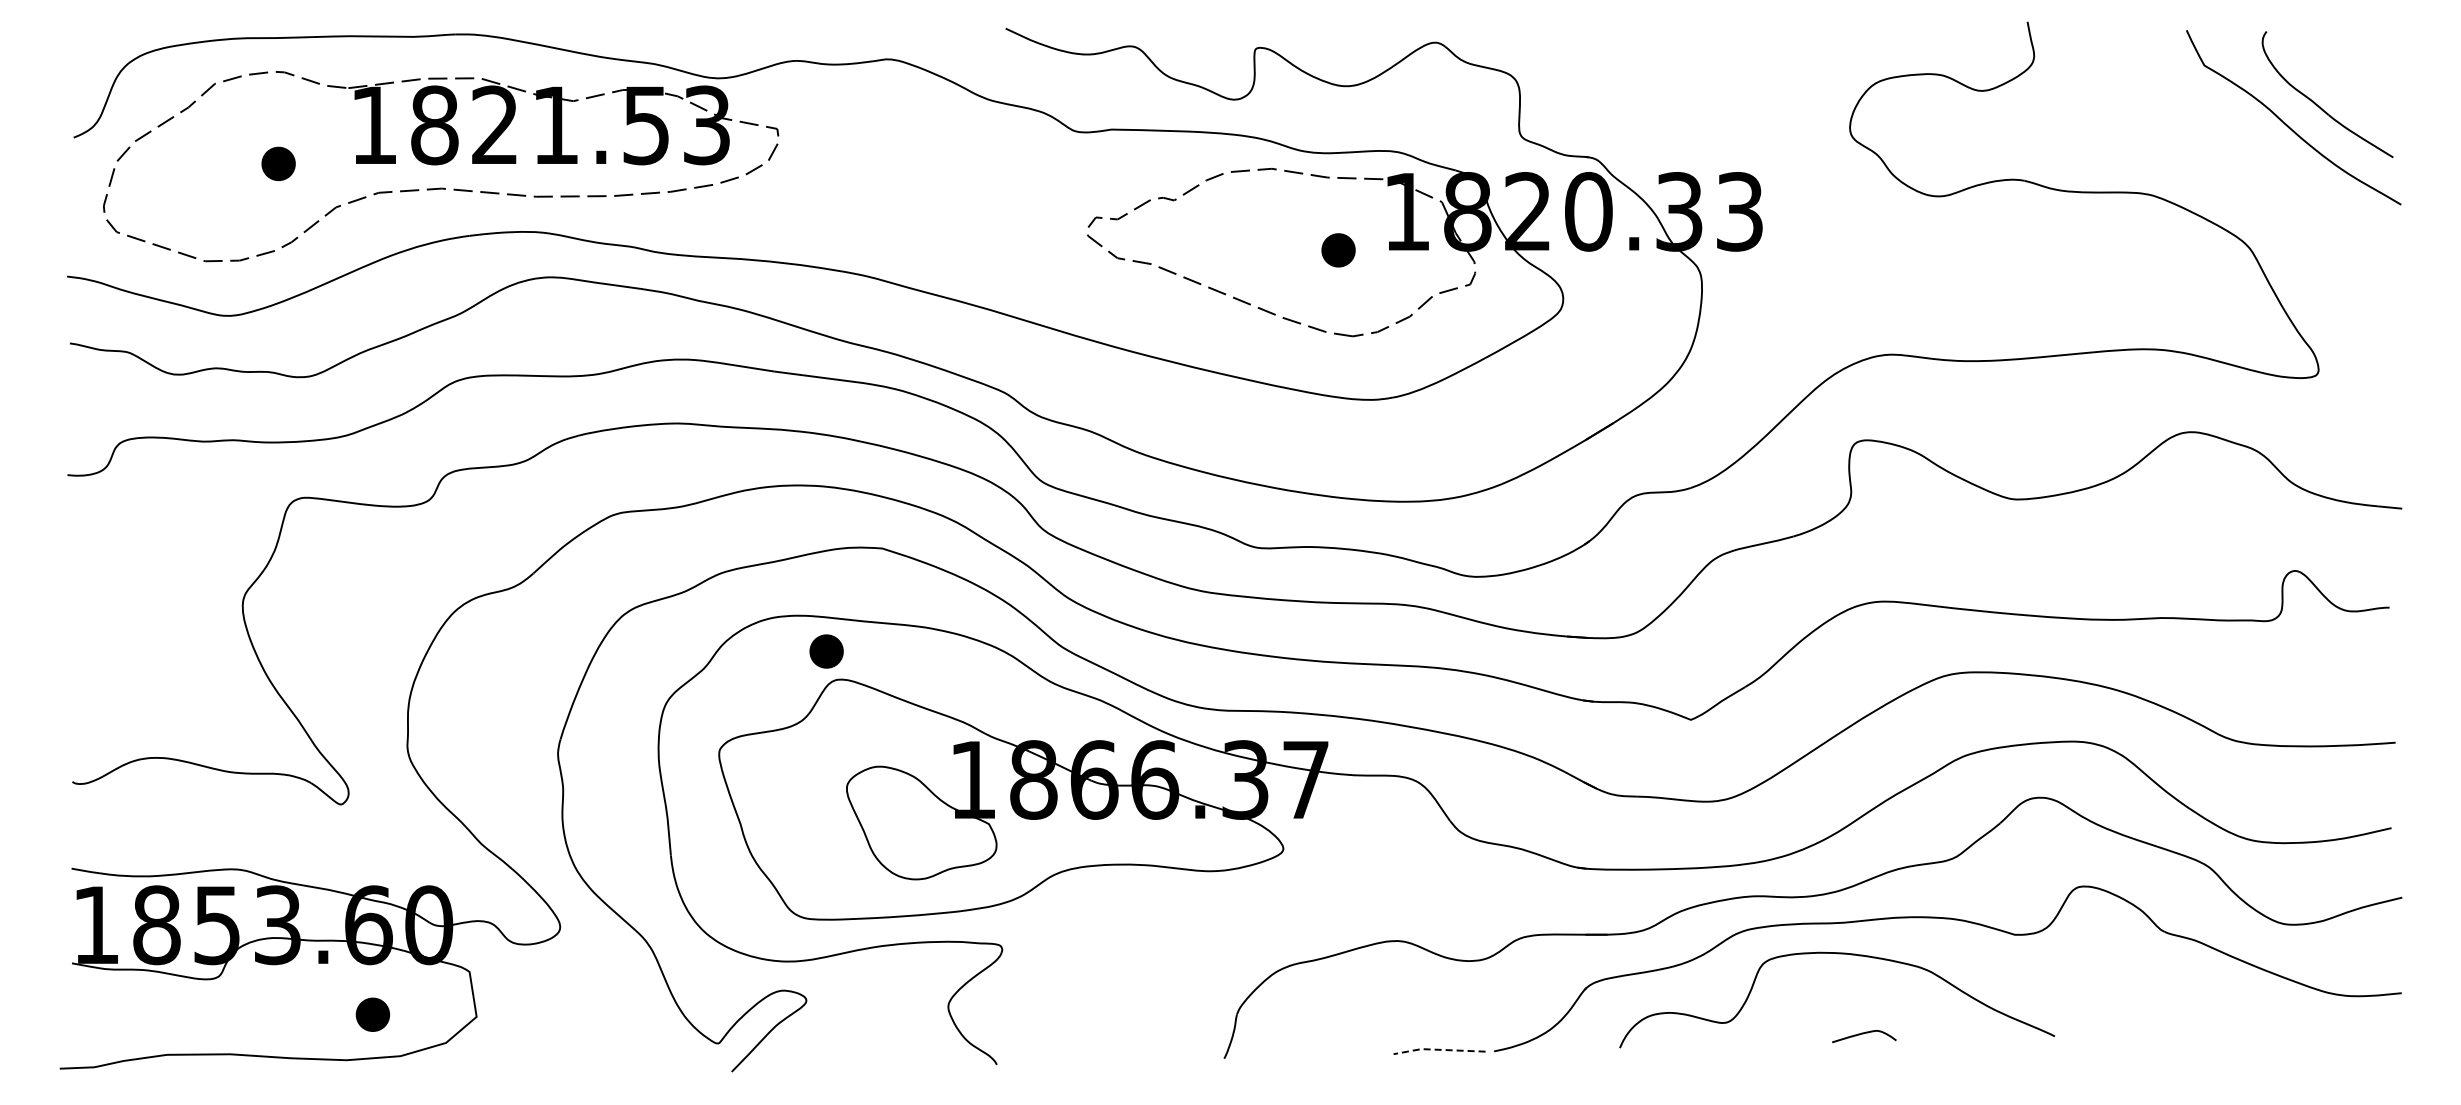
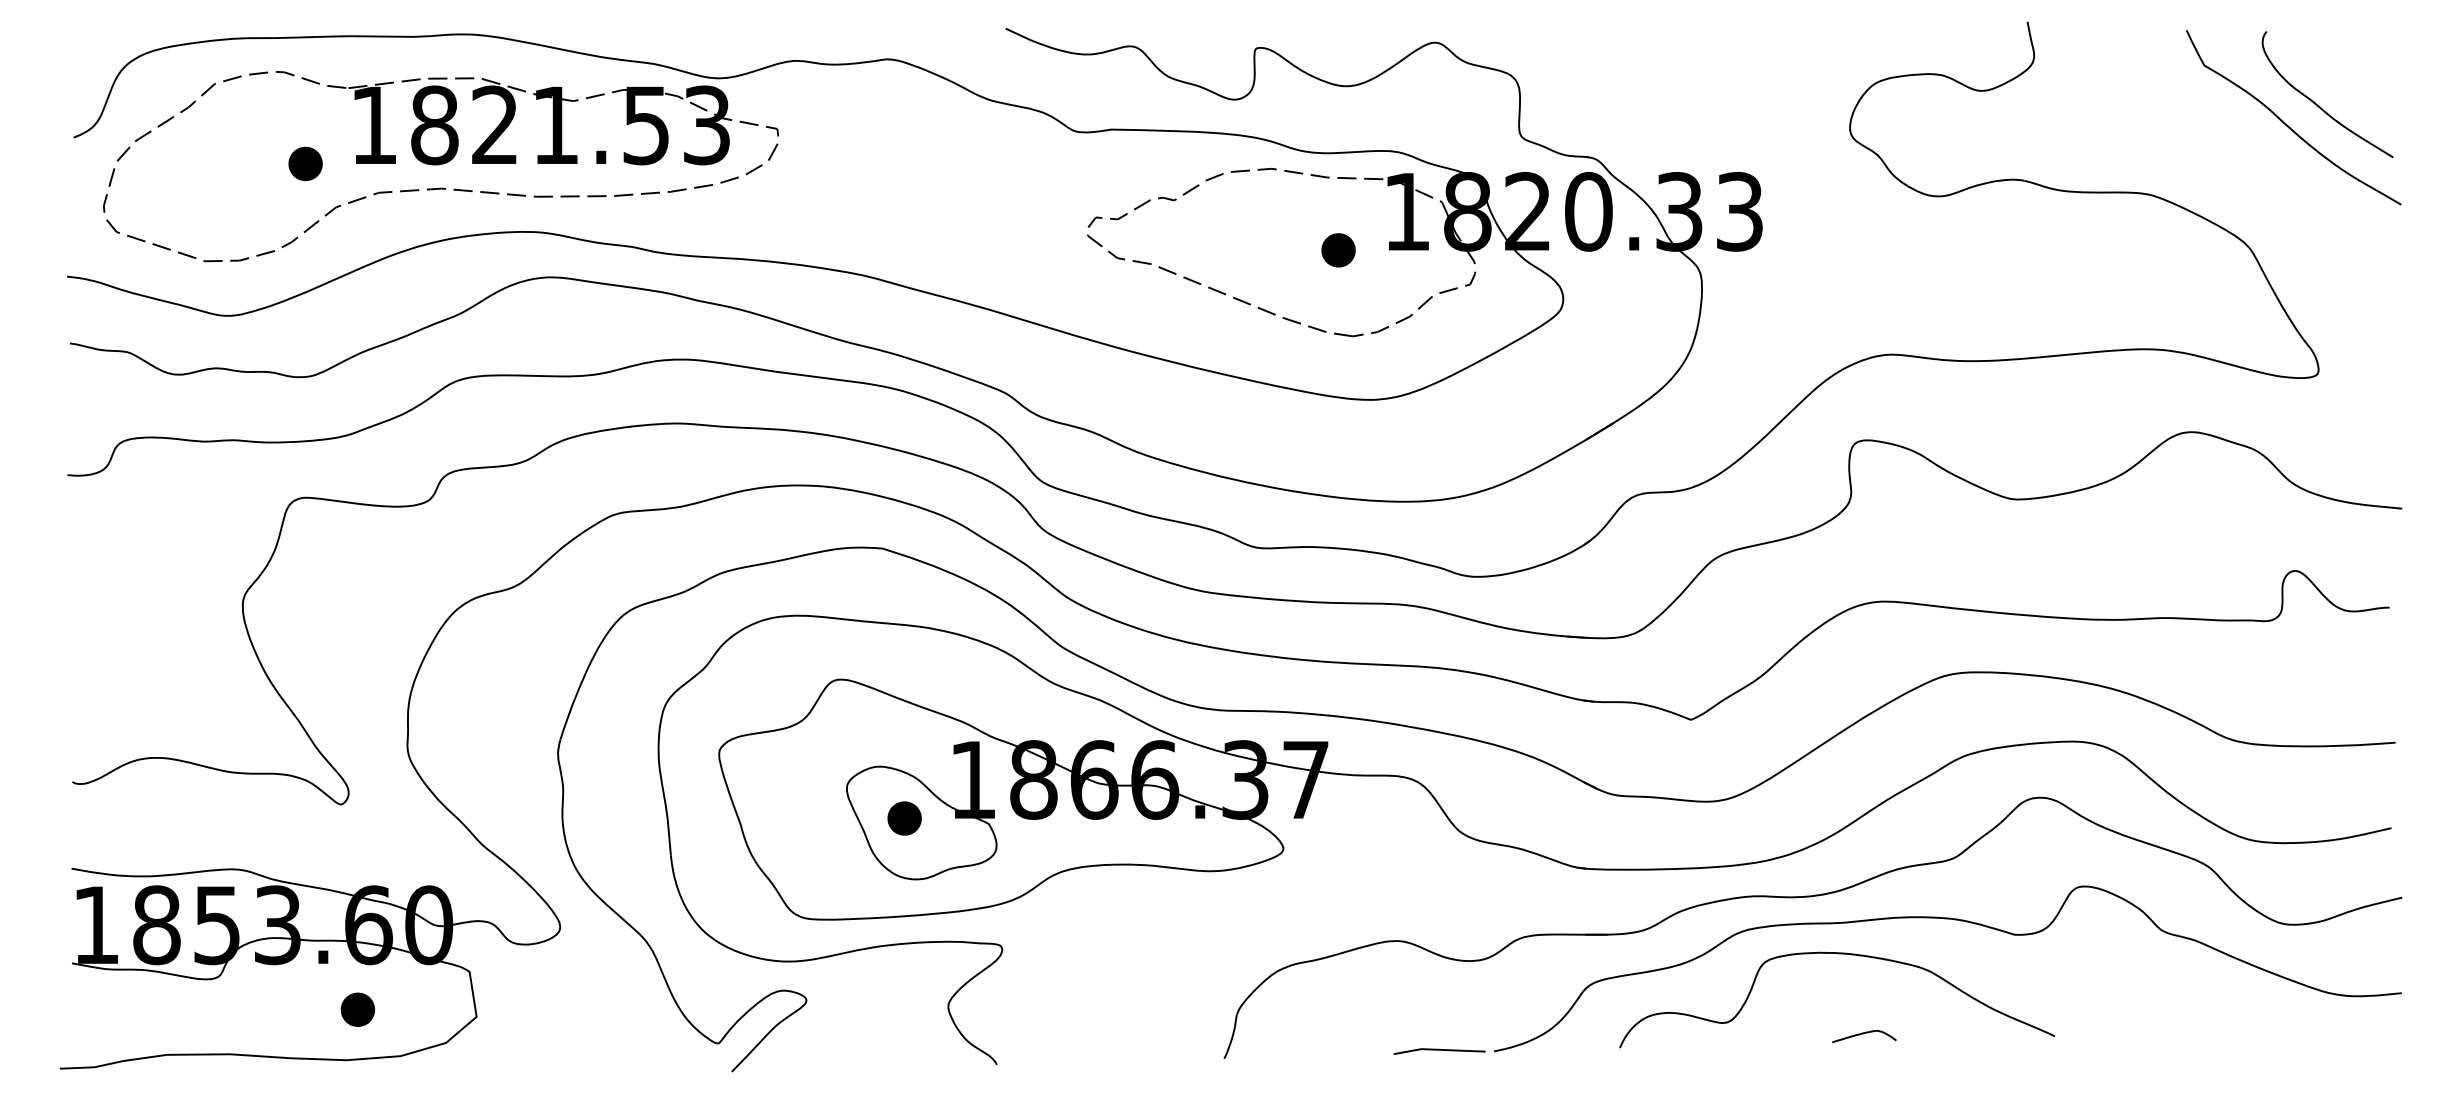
part position: (278, 163) -> (305, 163) (305, 163)
part position: (826, 651) -> (904, 818) (904, 818)
part position: (372, 1014) -> (357, 1009) (357, 1009)
line: dashed -> solid (1438, 1049)
